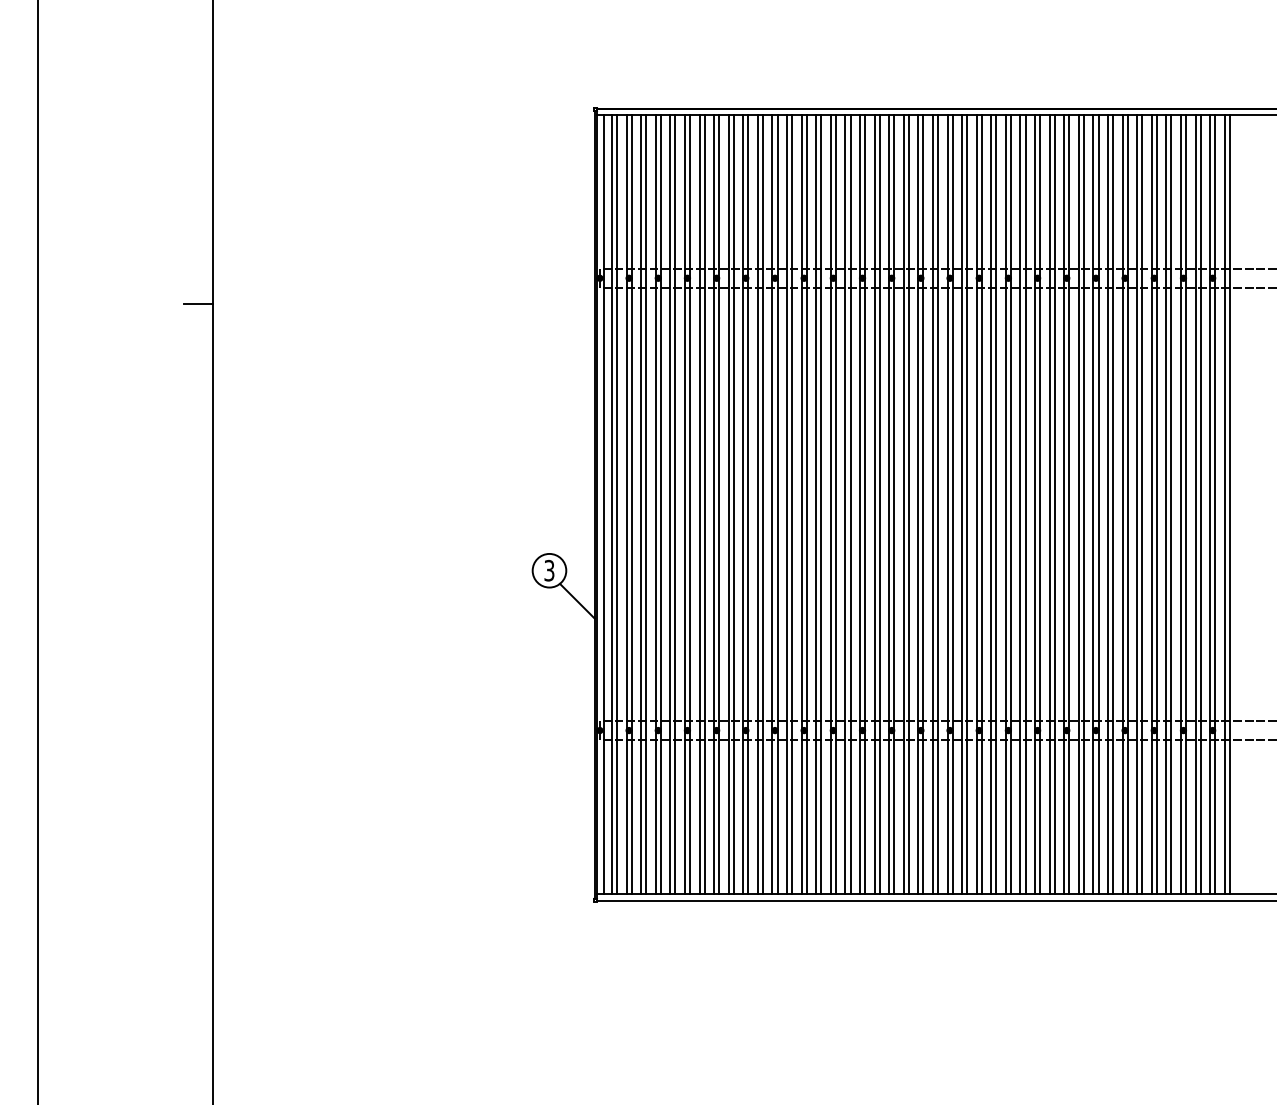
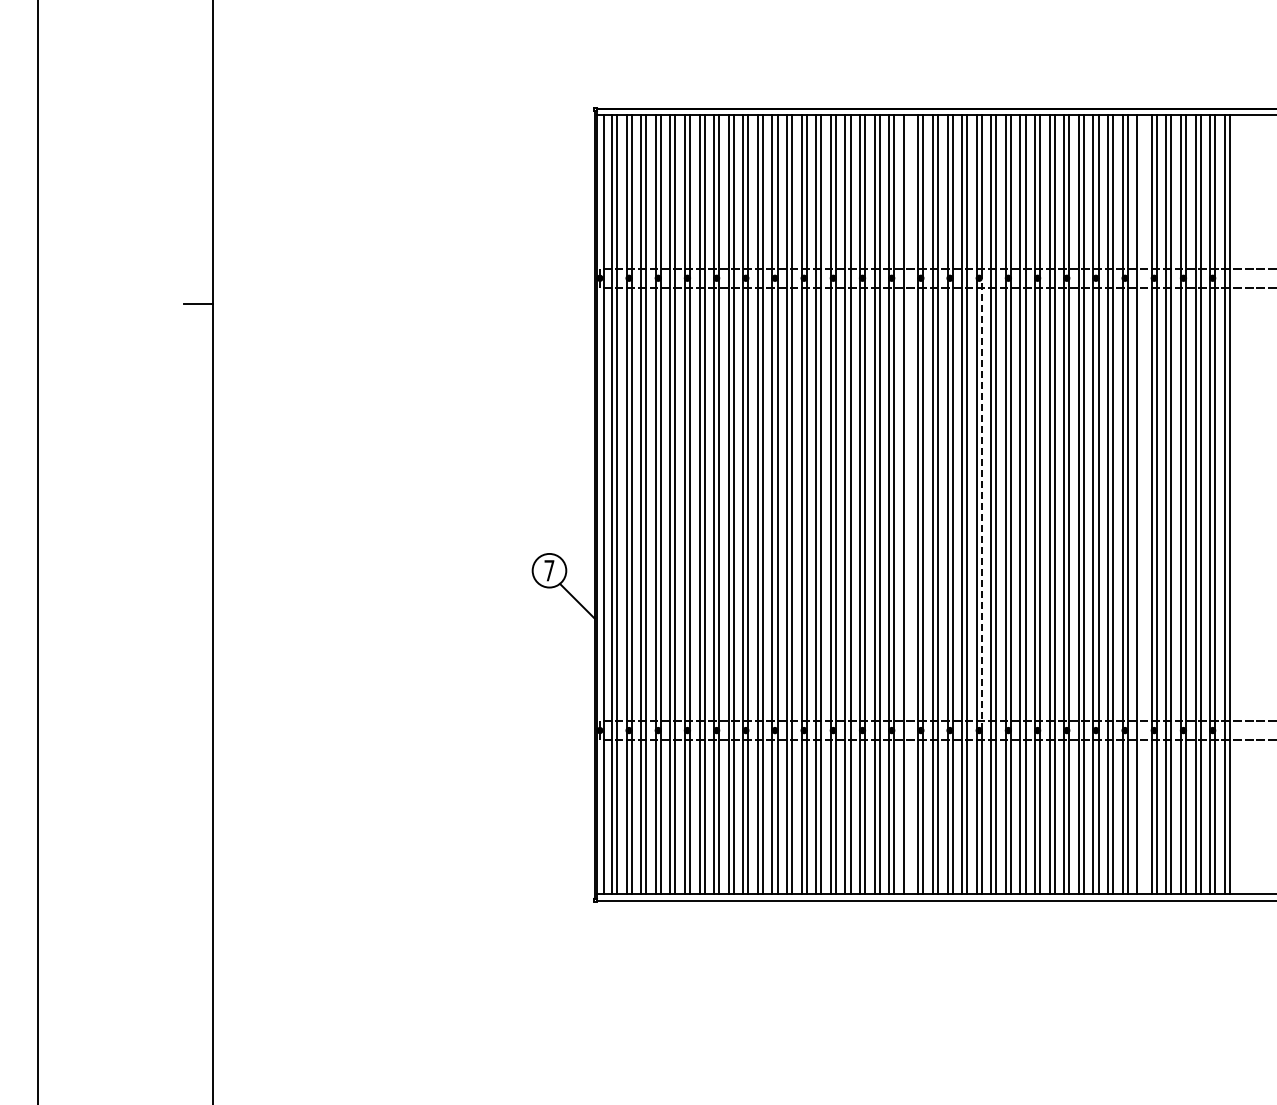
line: solid -> dashed (981, 503)
line: present -> none (908, 504)
line: present -> none (1142, 504)
text: 3 -> 7 (549, 570)
